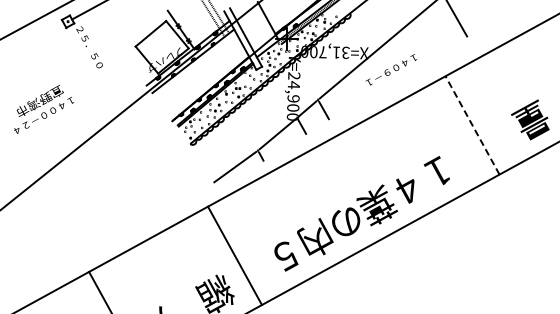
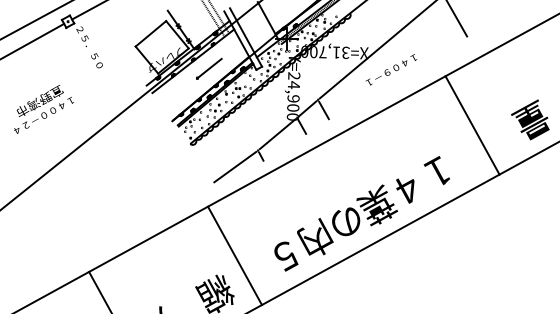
line: none -> present (33, 40)
part: none -> present (209, 68)
line: dashed -> solid (472, 125)
